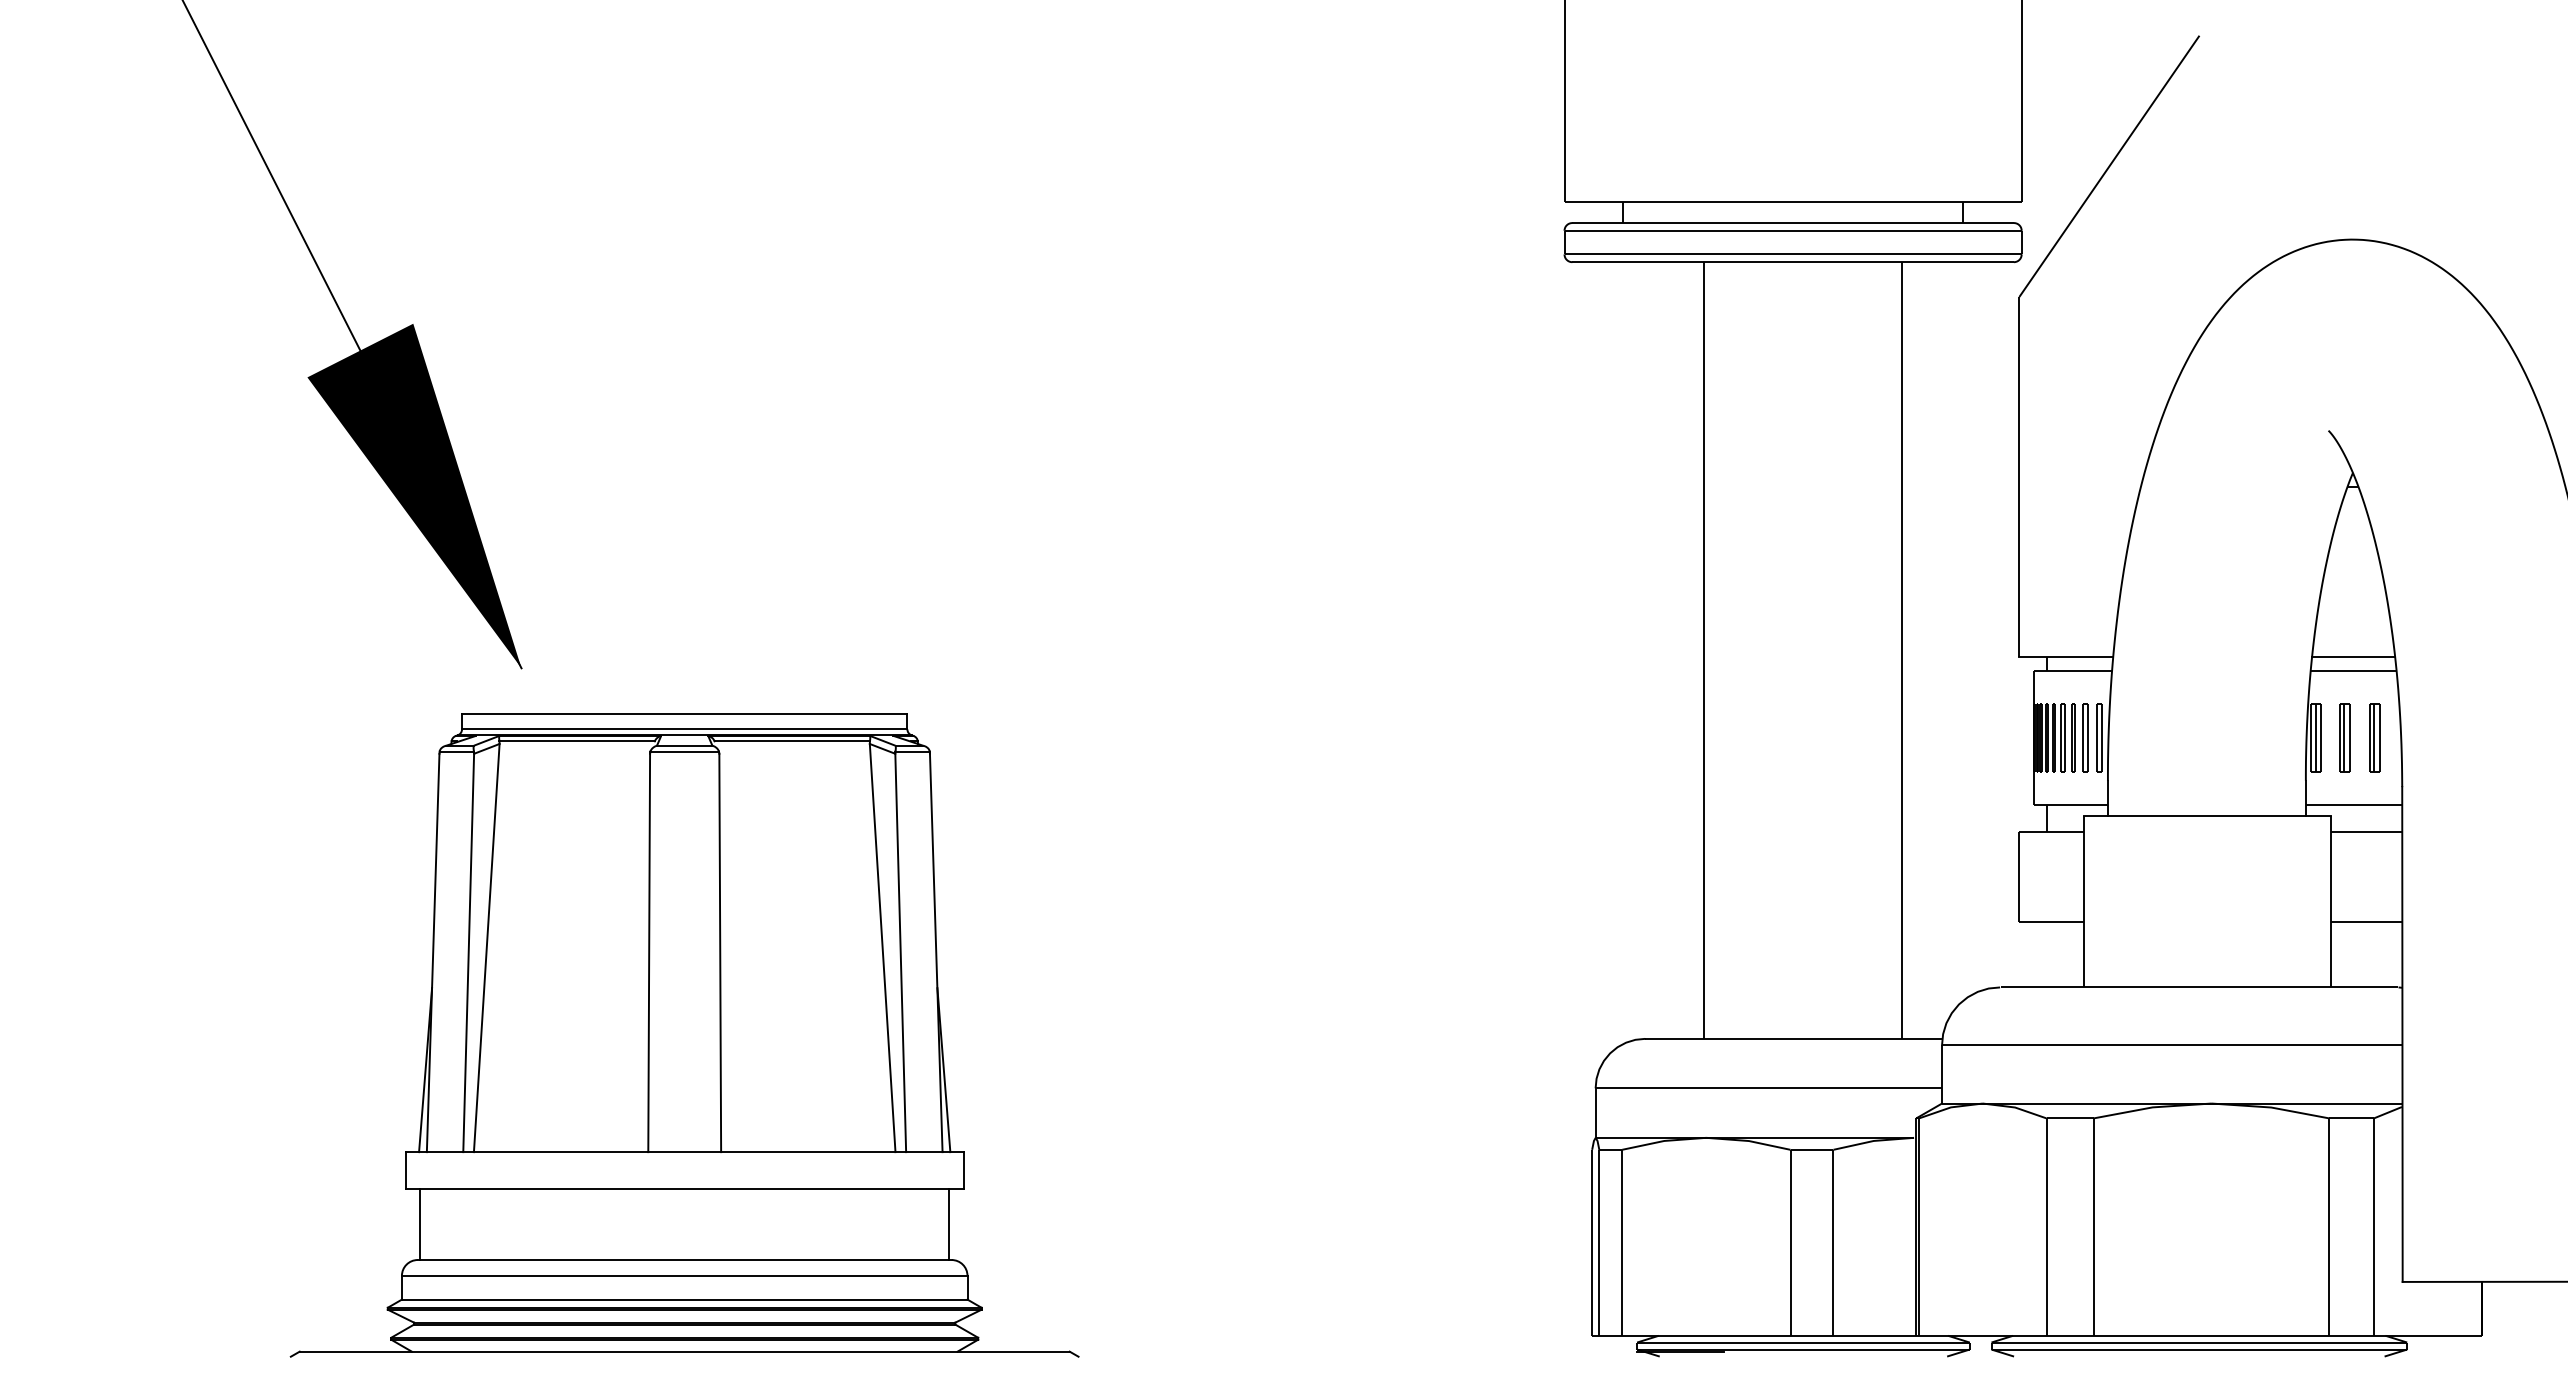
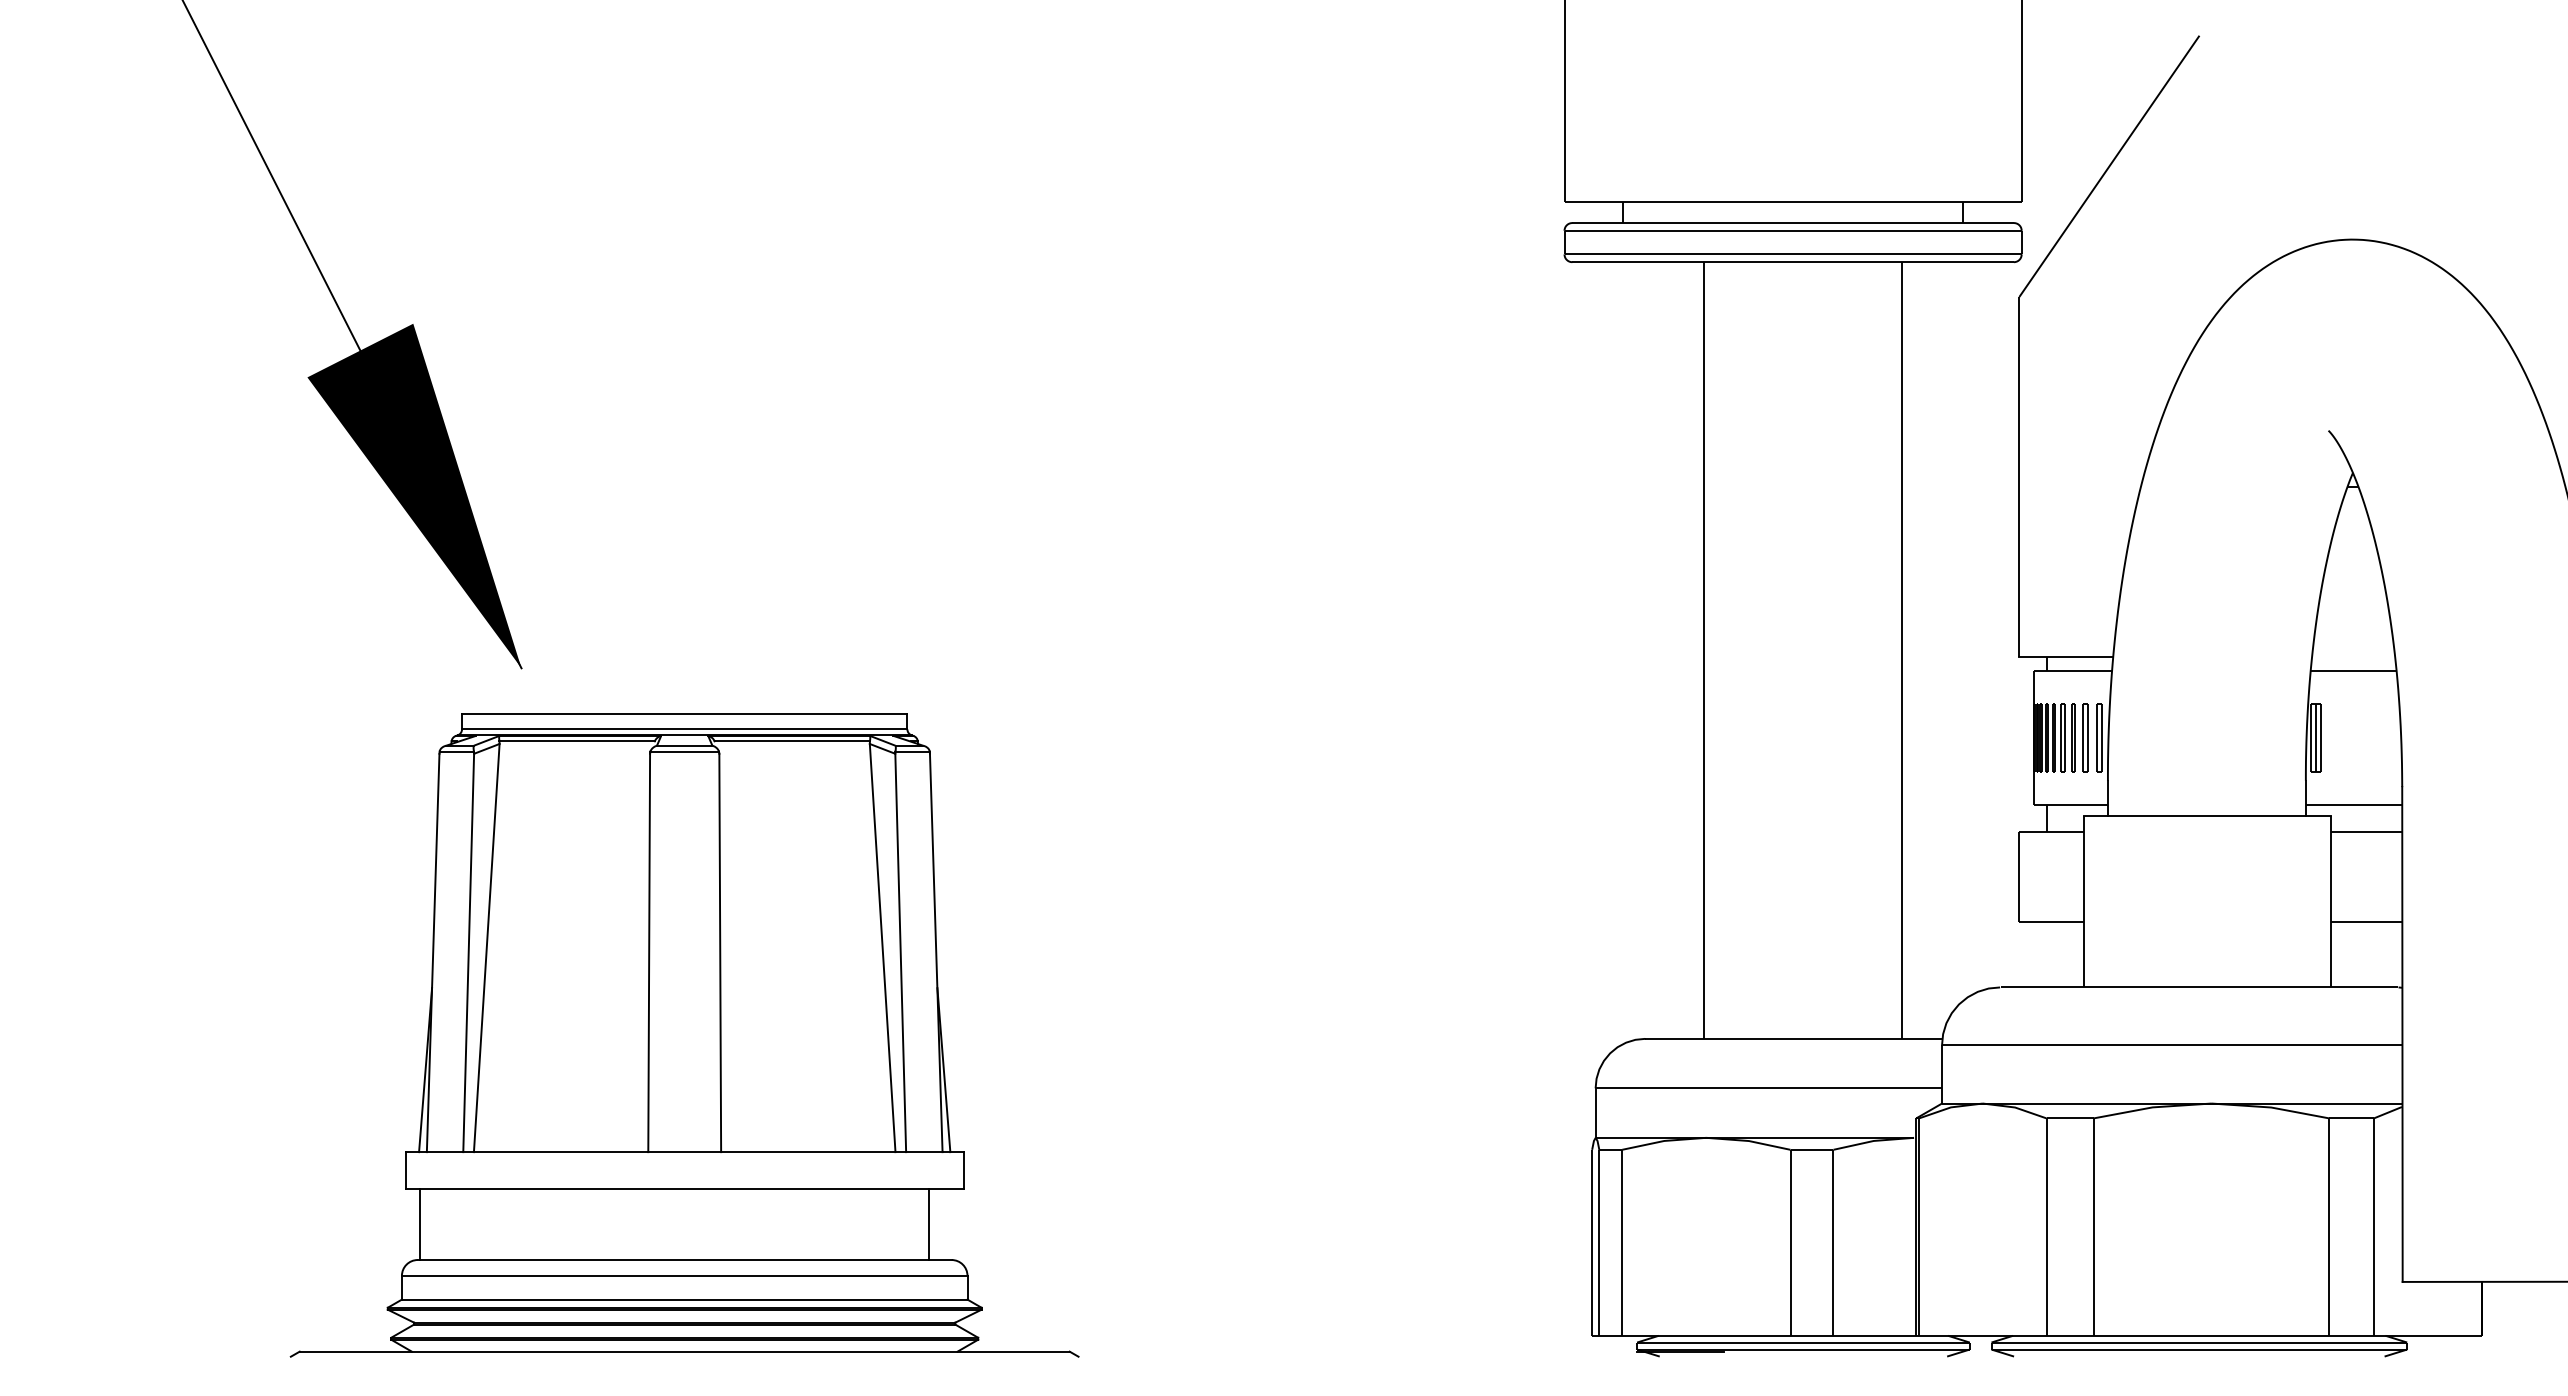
line: present -> none (2353, 657)
part: present -> none (2344, 737)
part: present -> none (2374, 737)
line position: (948, 1224) -> (928, 1224) (928, 1224)
